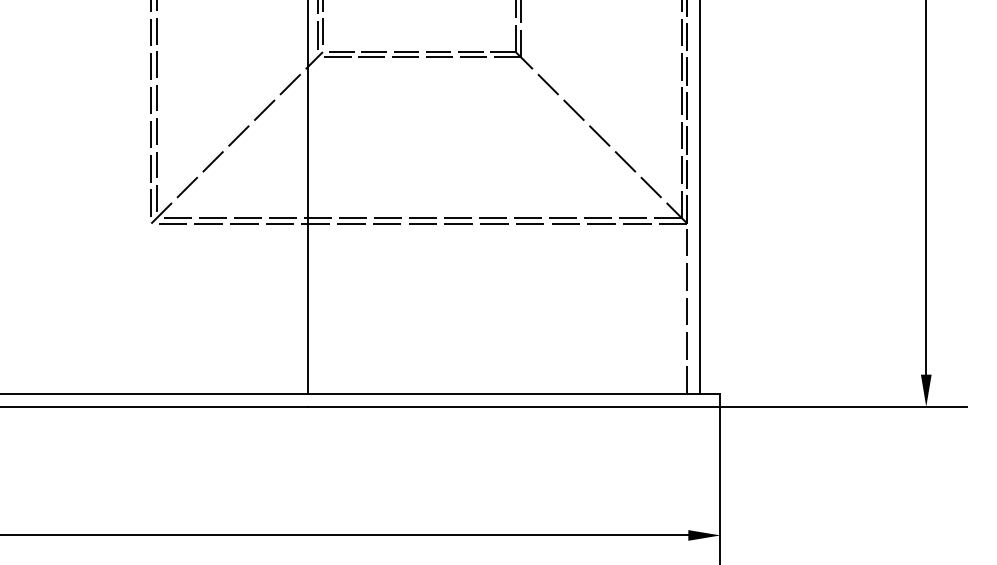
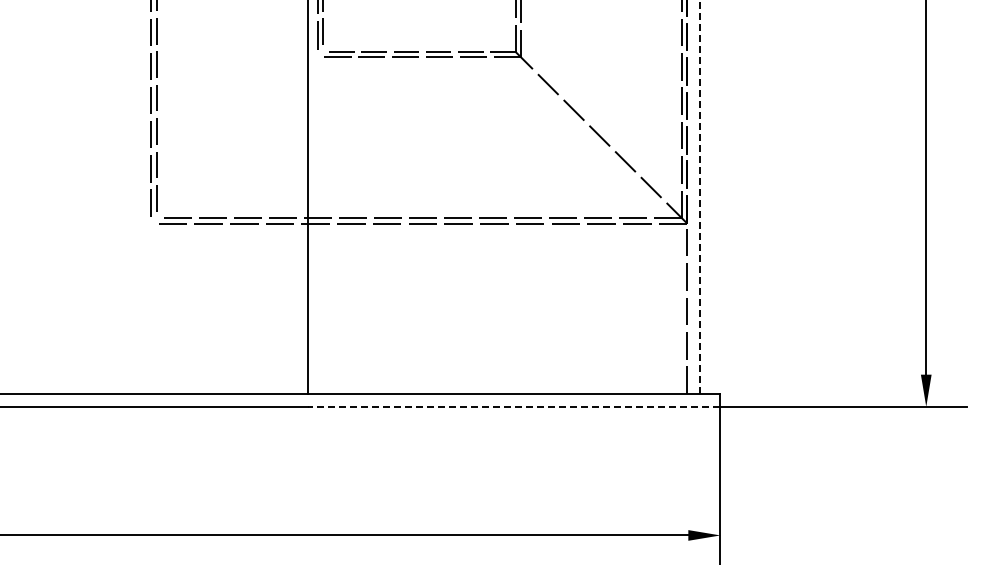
line: present -> none (236, 137)
line: solid -> dashed (700, 197)
line: solid -> dashed (513, 406)
